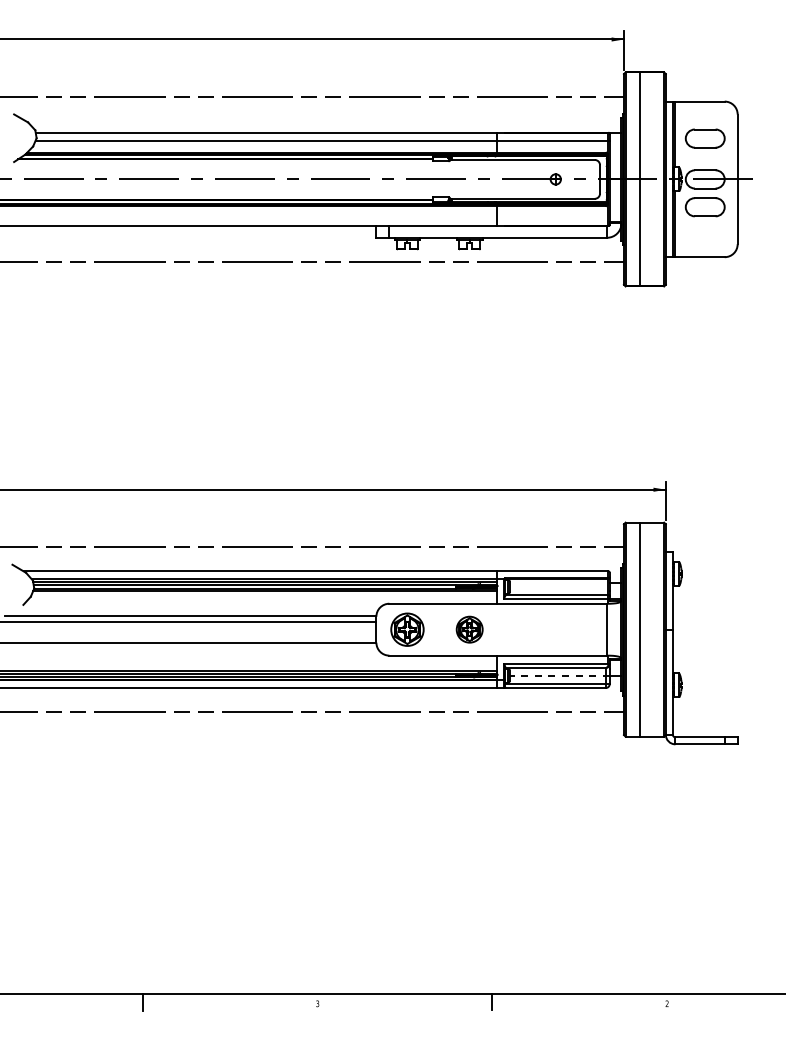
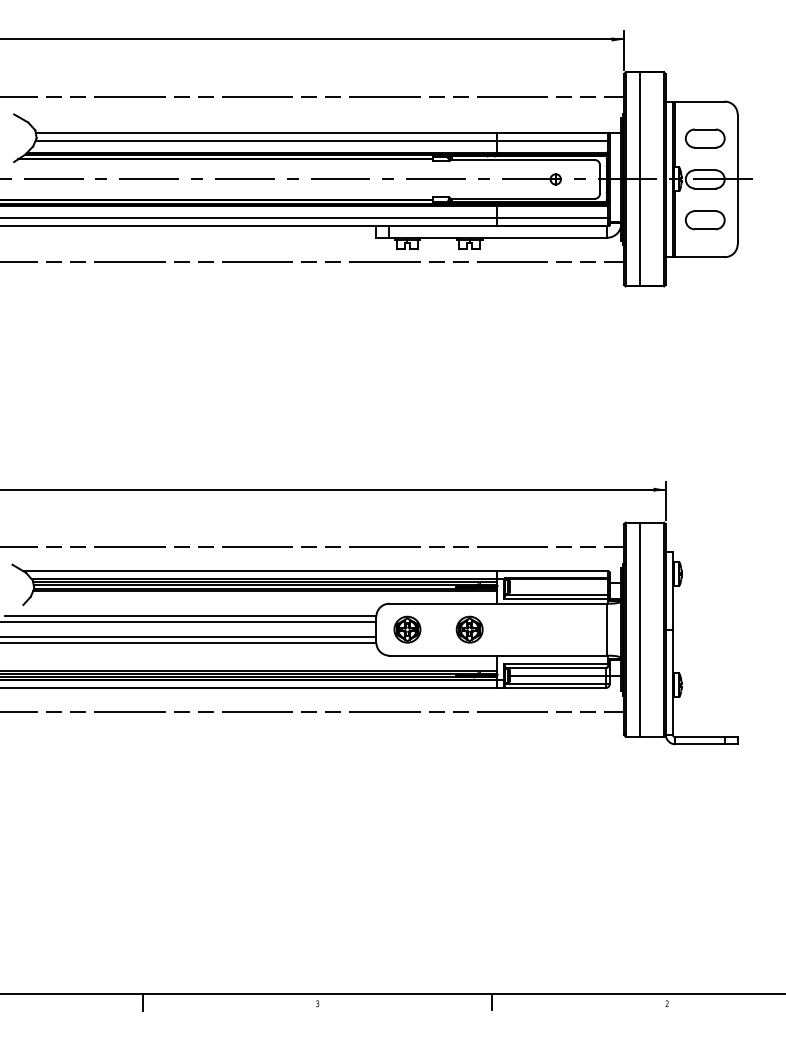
part position: (704, 207) -> (704, 220) (704, 220)
line: none -> present (305, 218)
part size: 35x35 px -> 29x29 px (407, 629)
line: none -> present (189, 637)
line: dashed -> solid (559, 675)
